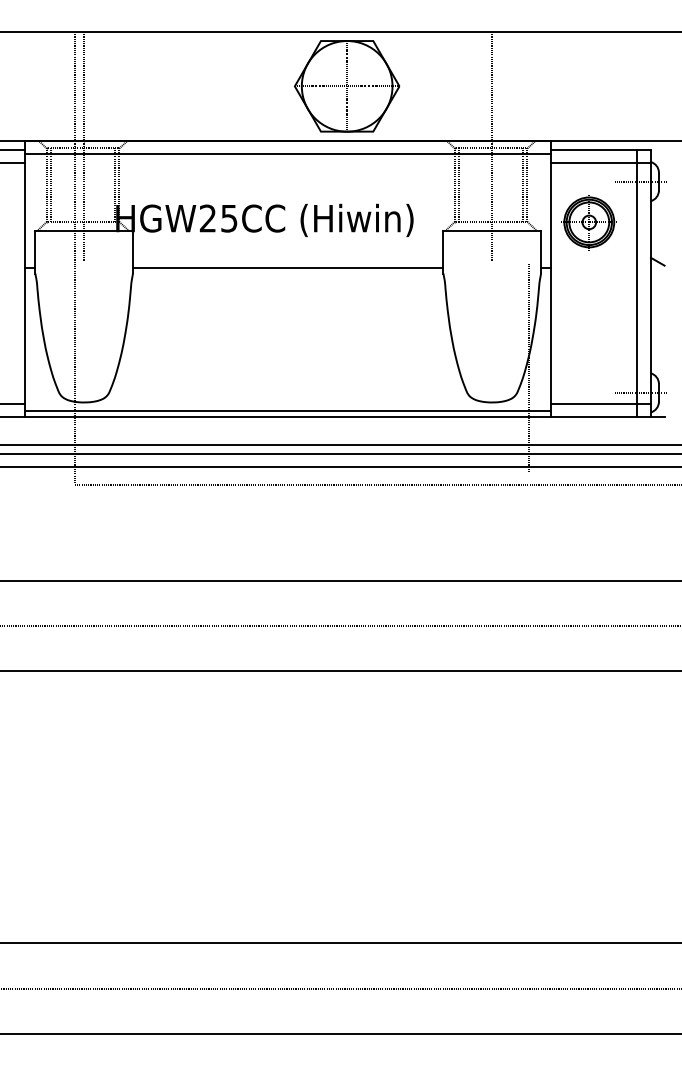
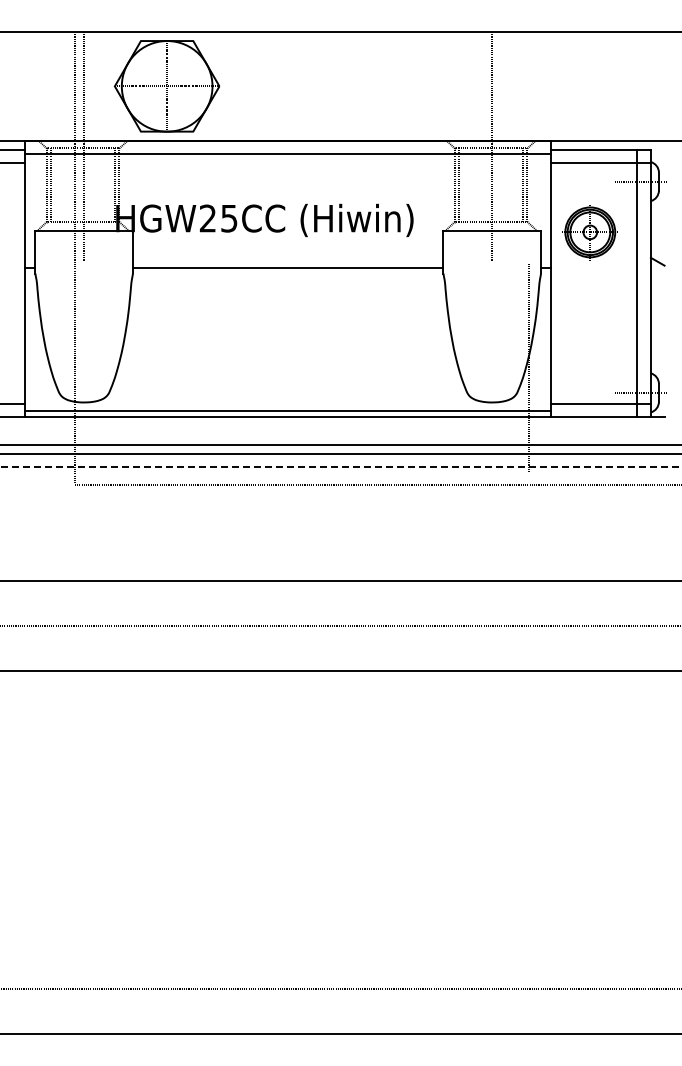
part position: (347, 86) -> (167, 86) (167, 86)
part position: (588, 222) -> (589, 232) (589, 232)
line: solid -> dashed (340, 467)
line: present -> none (340, 943)
